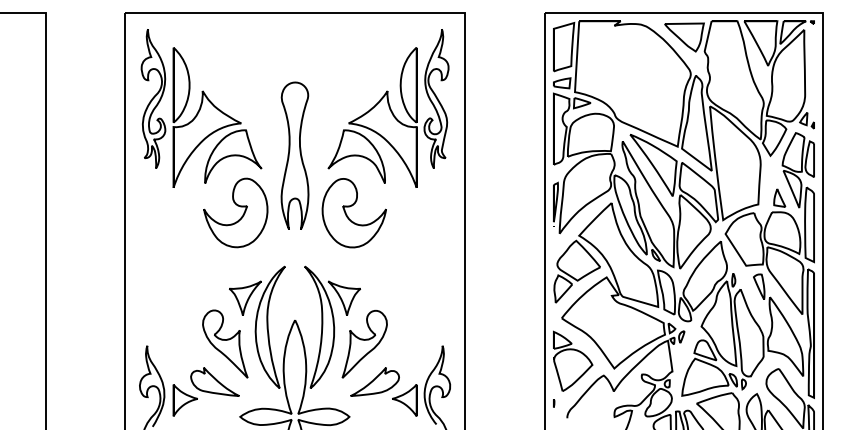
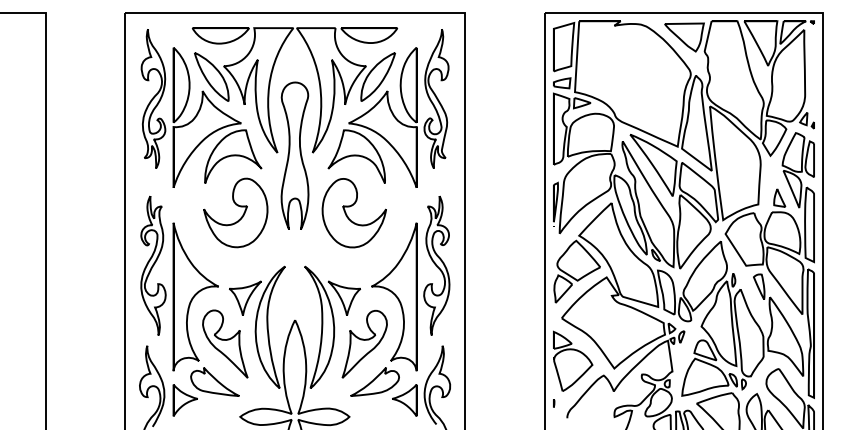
part: none -> present (270, 86)
part: none -> present (179, 283)
part: none -> present (410, 283)
